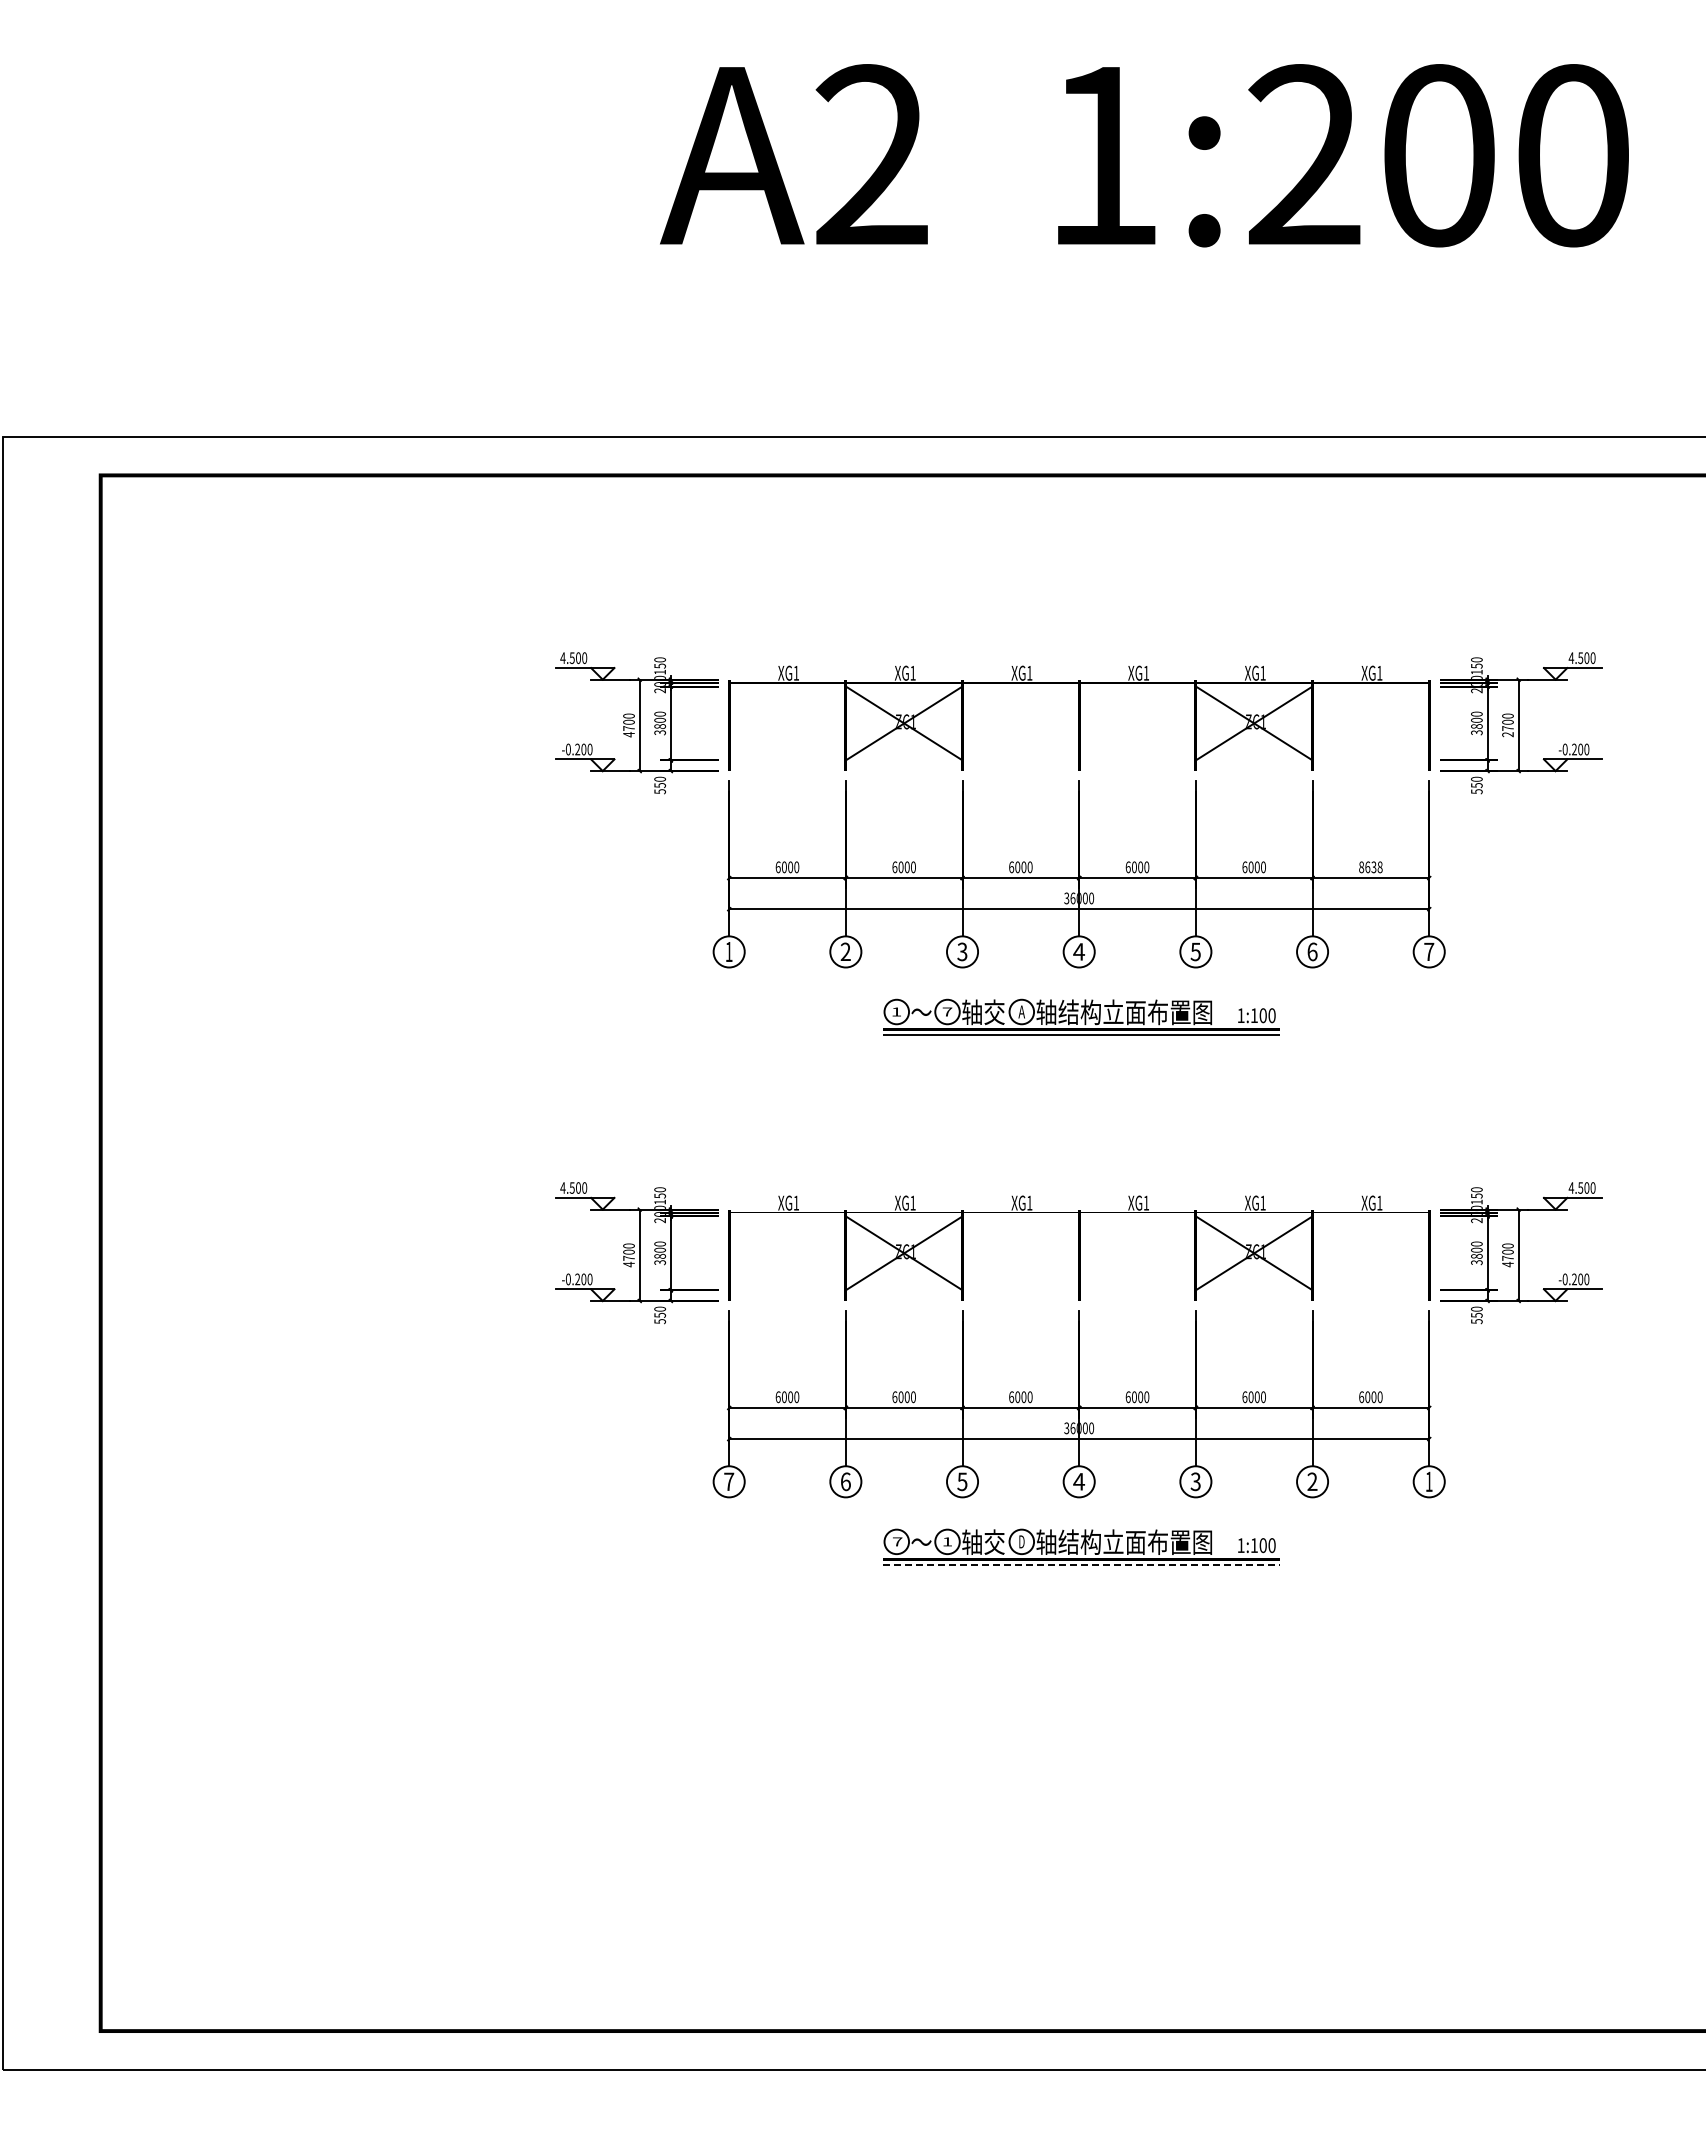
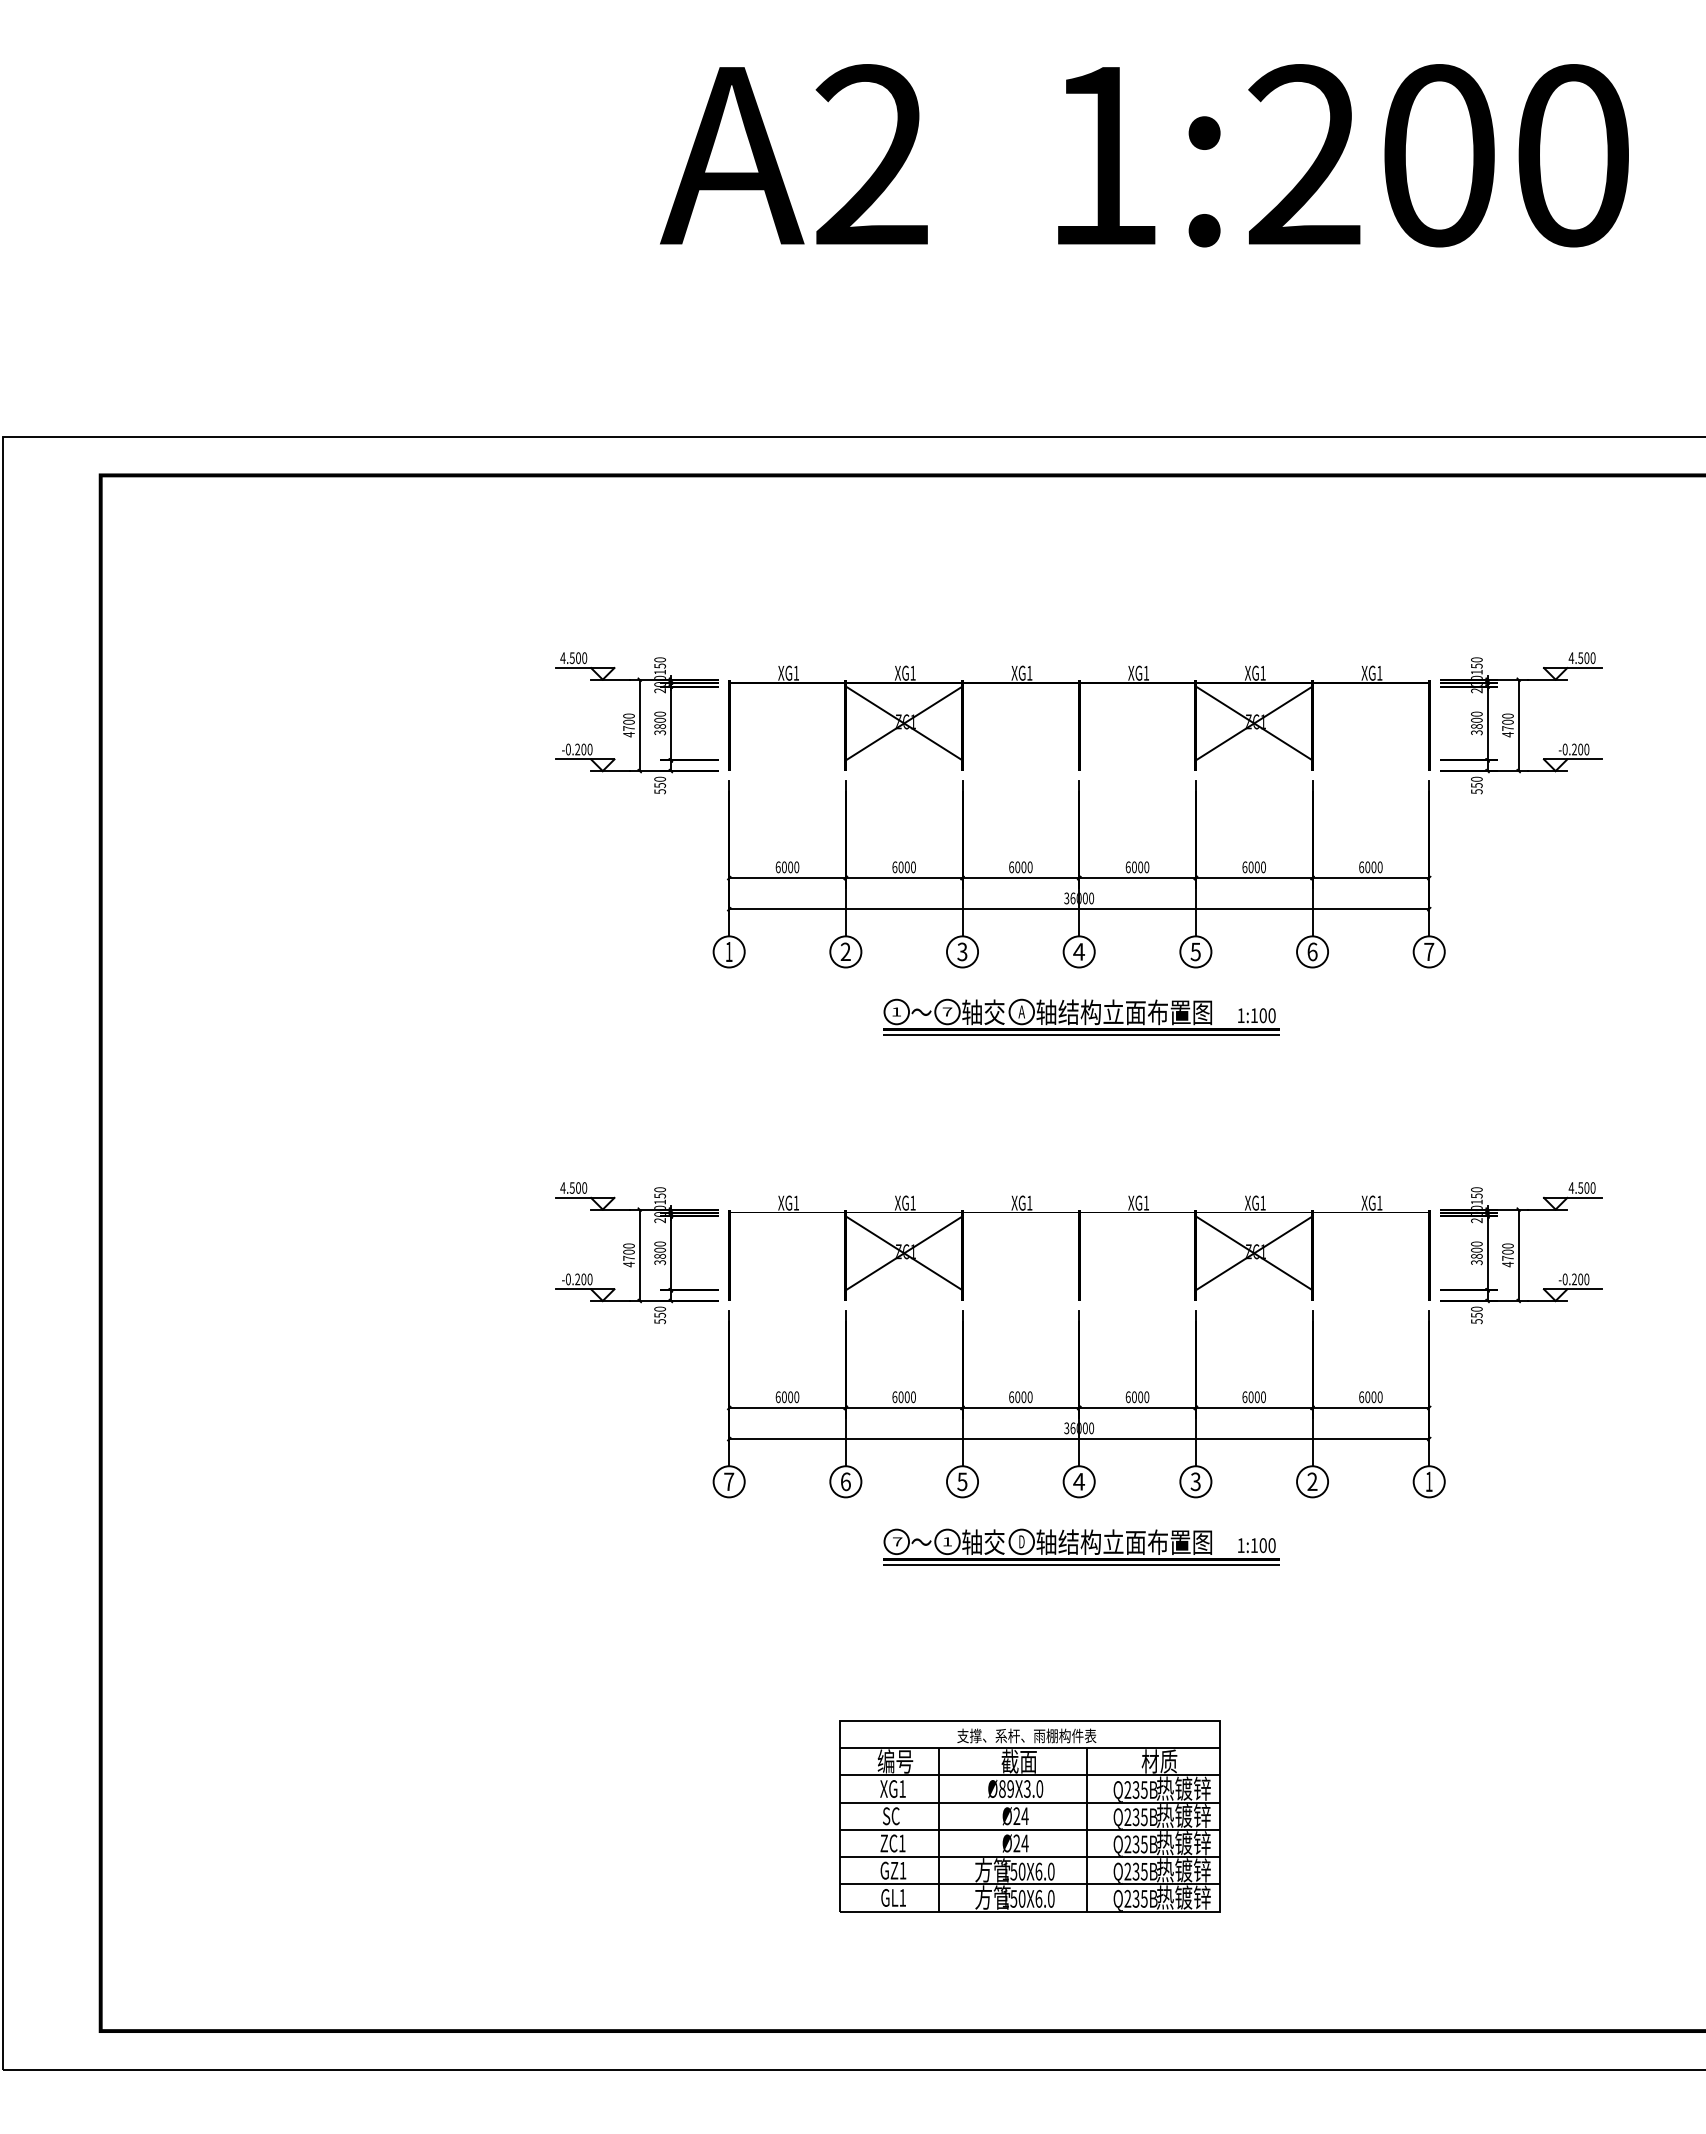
text: 2700 -> 4700 (1507, 734)
text: 8638 -> 6000 (1370, 866)
line: dashed -> solid (1081, 1565)
part: none -> present (1029, 1816)
